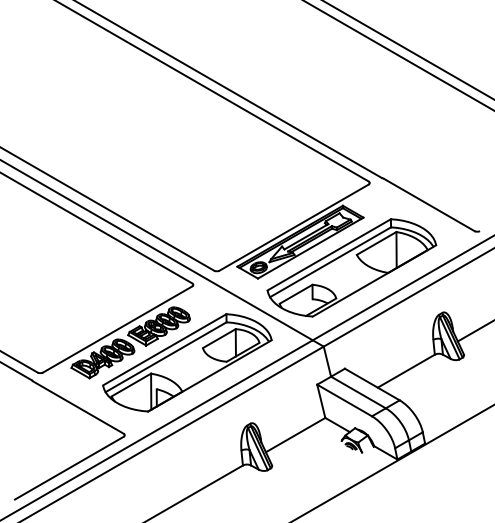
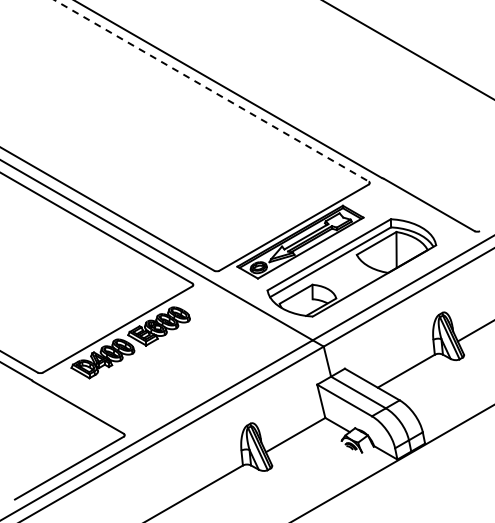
line: present -> none (398, 55)
line: solid -> dashed (212, 91)
part: present -> none (187, 362)
